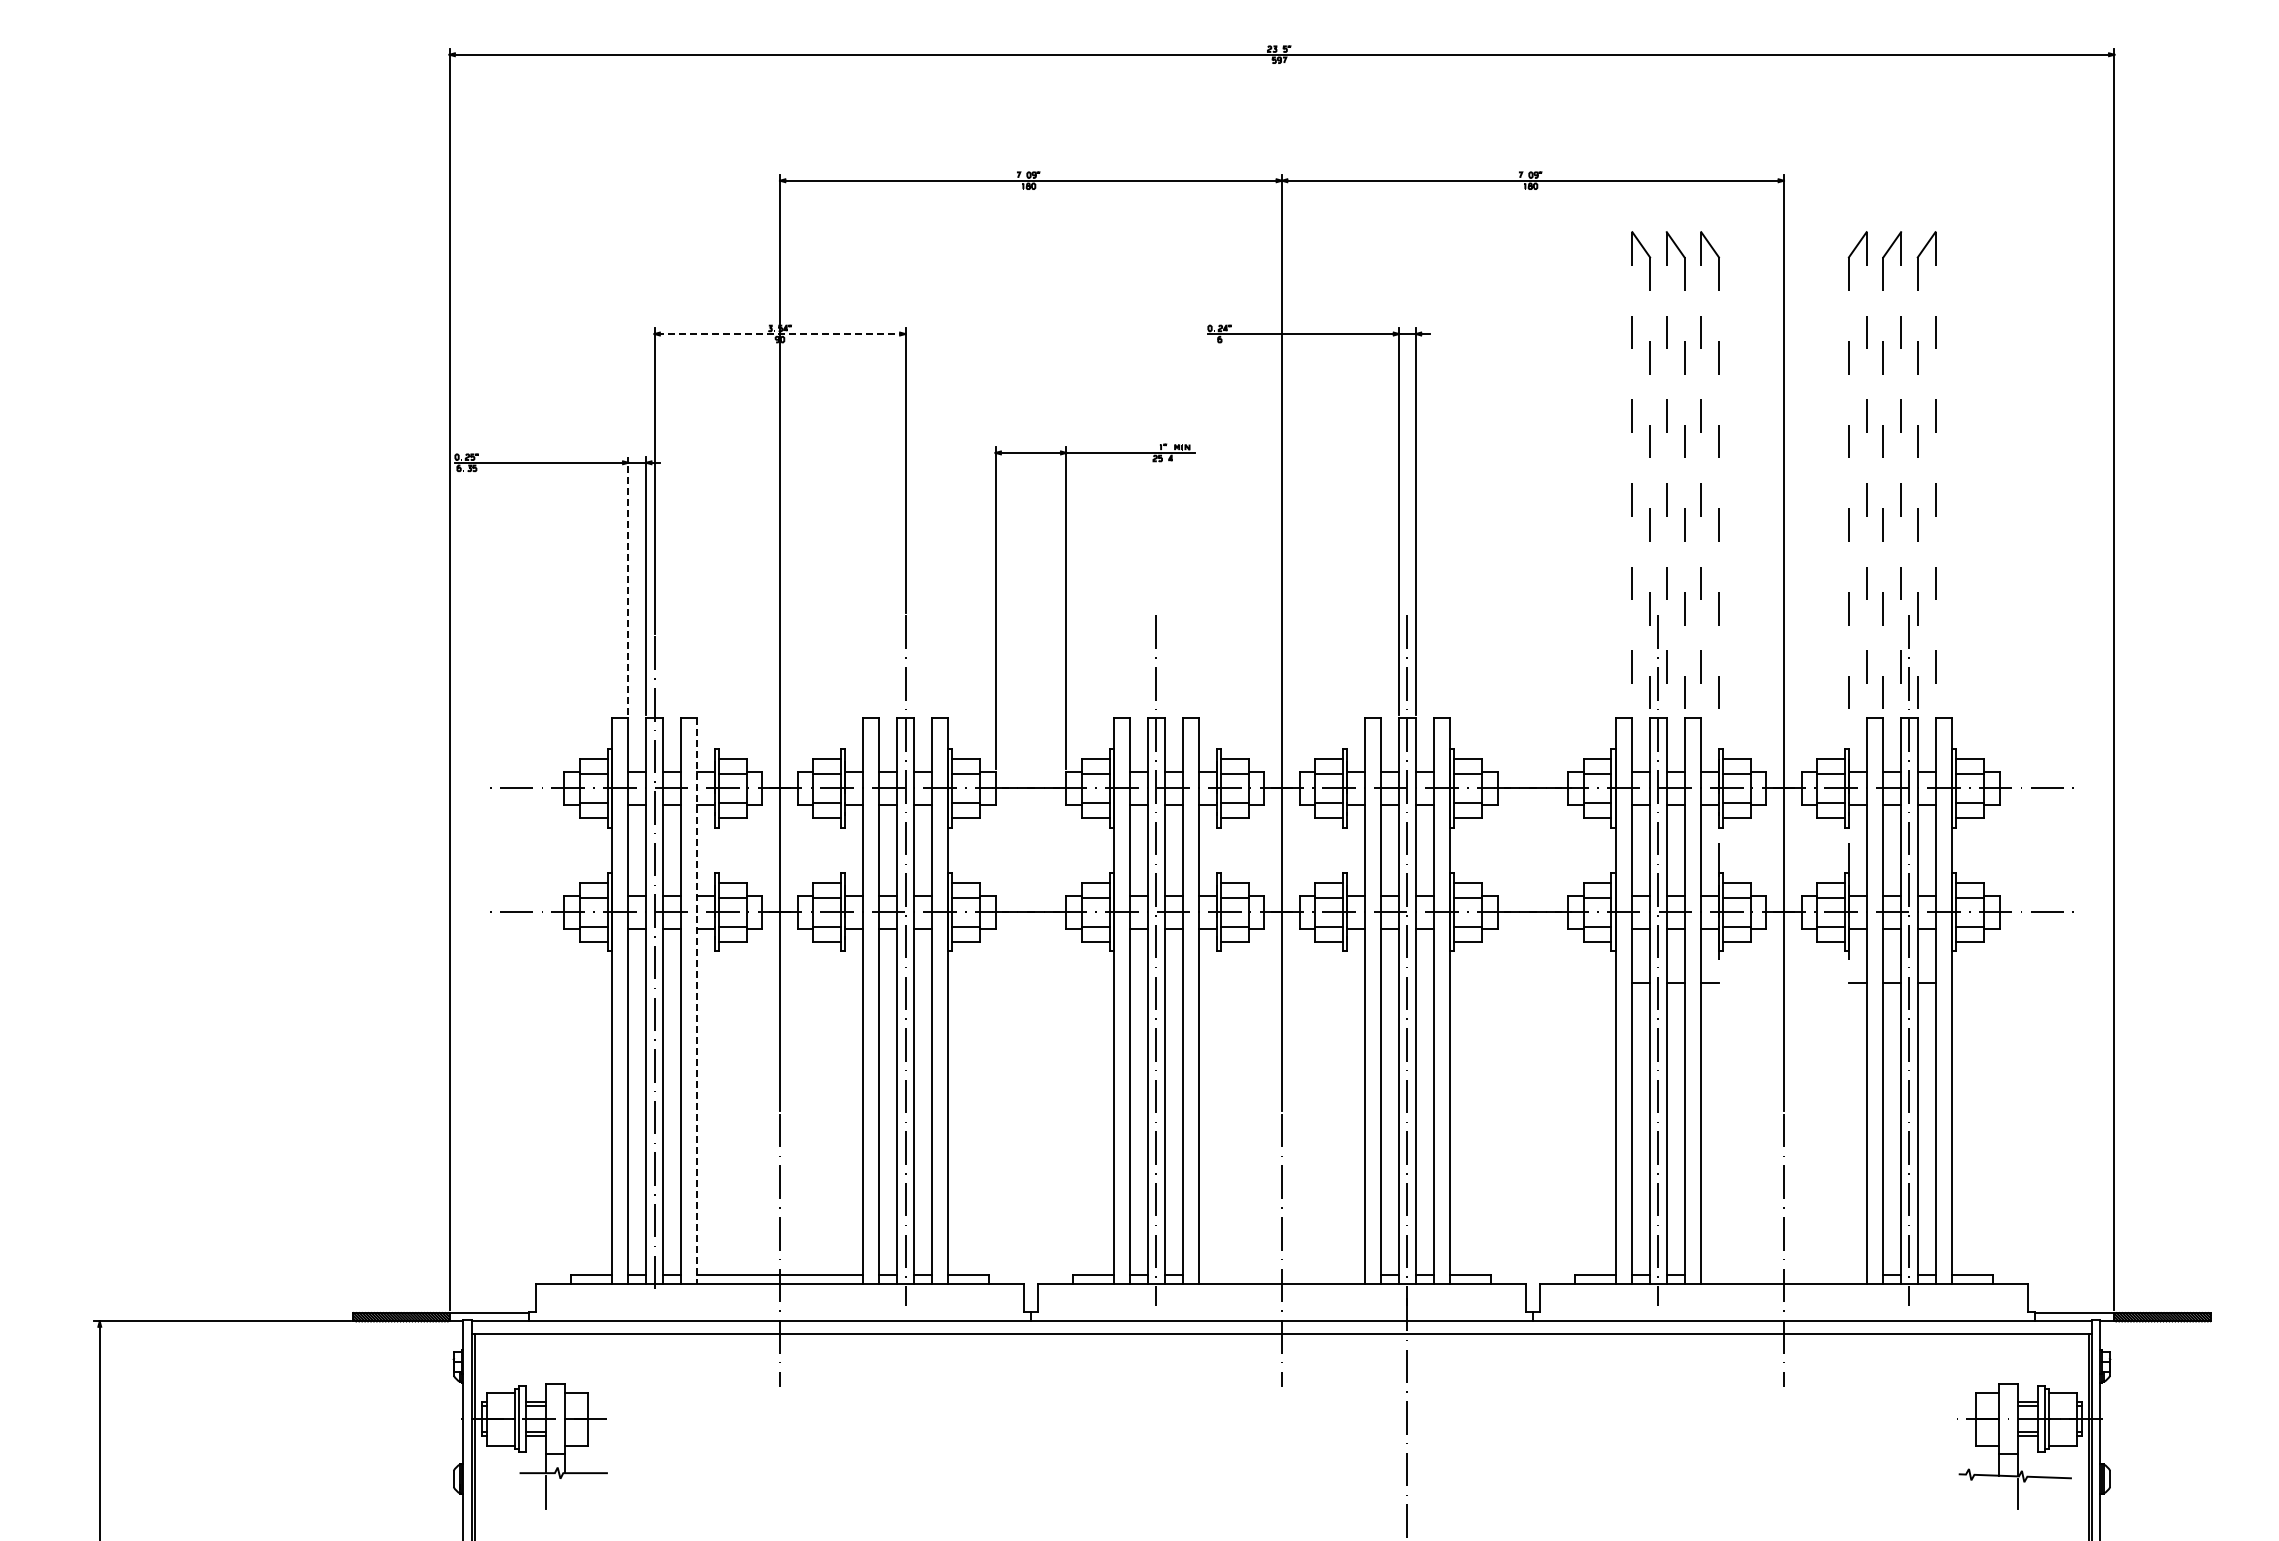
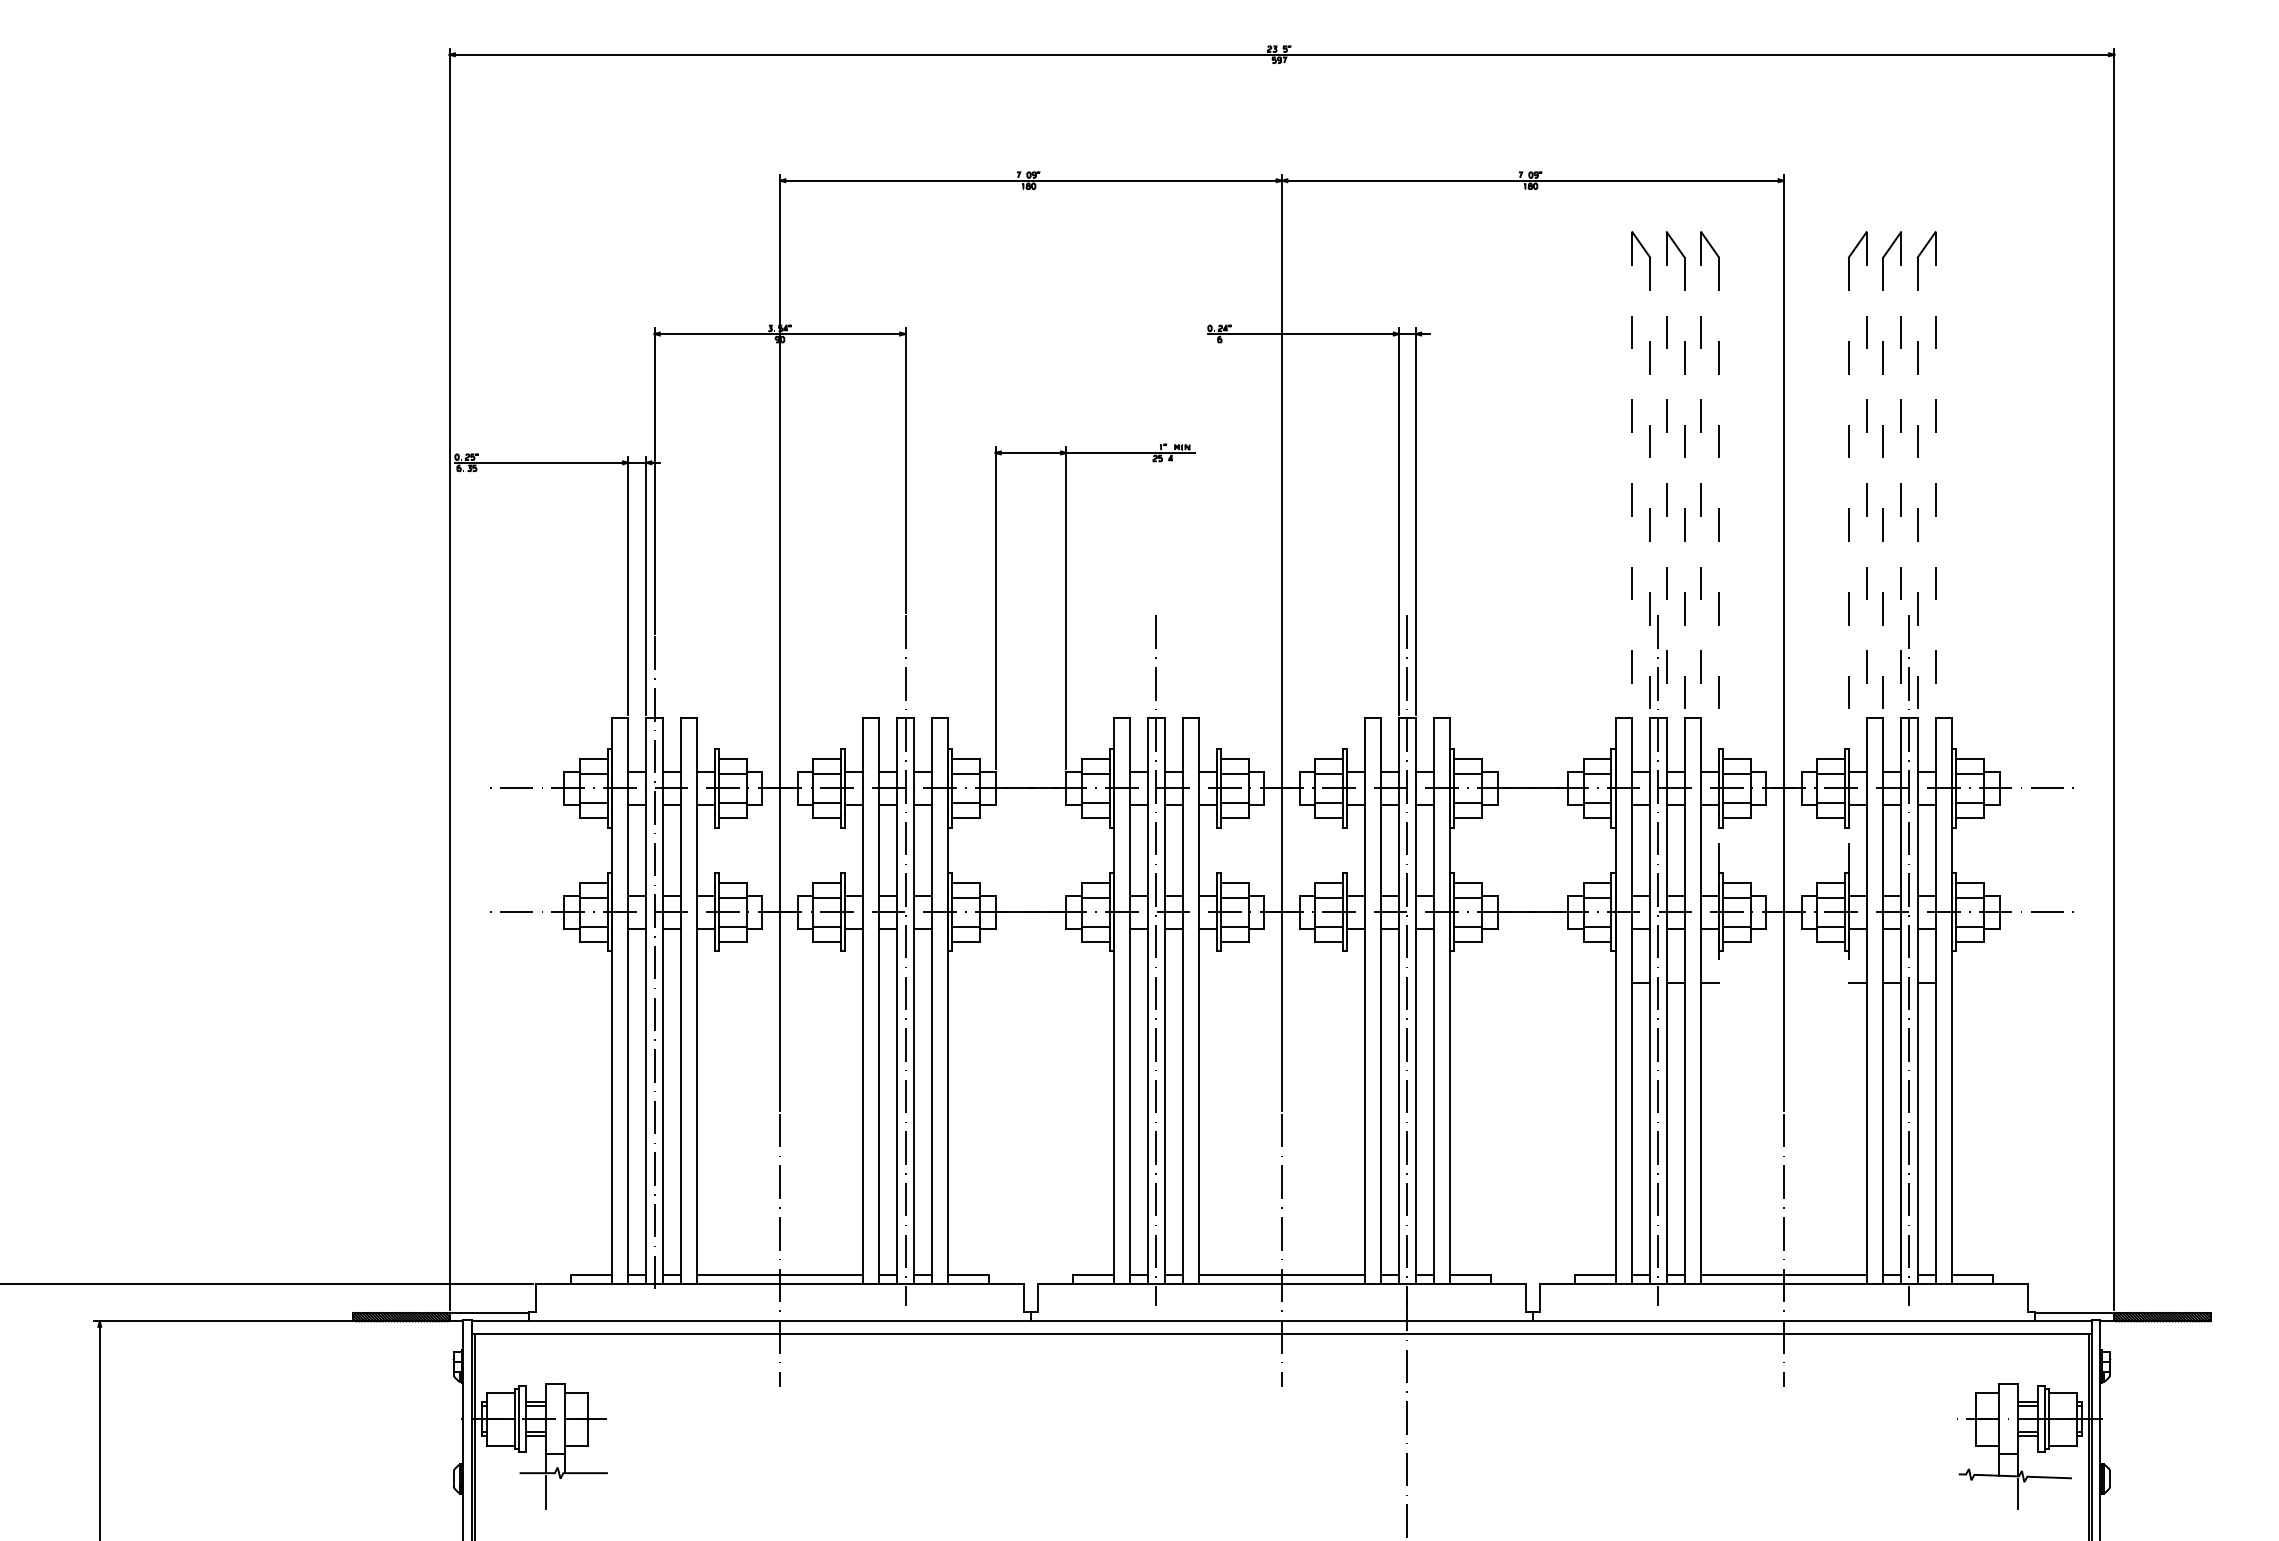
line: dashed -> solid (779, 334)
line: dashed -> solid (628, 586)
line: dashed -> solid (697, 1001)
line: none -> present (1281, 1275)
line: none -> present (1783, 1275)
line: none -> present (267, 1283)
